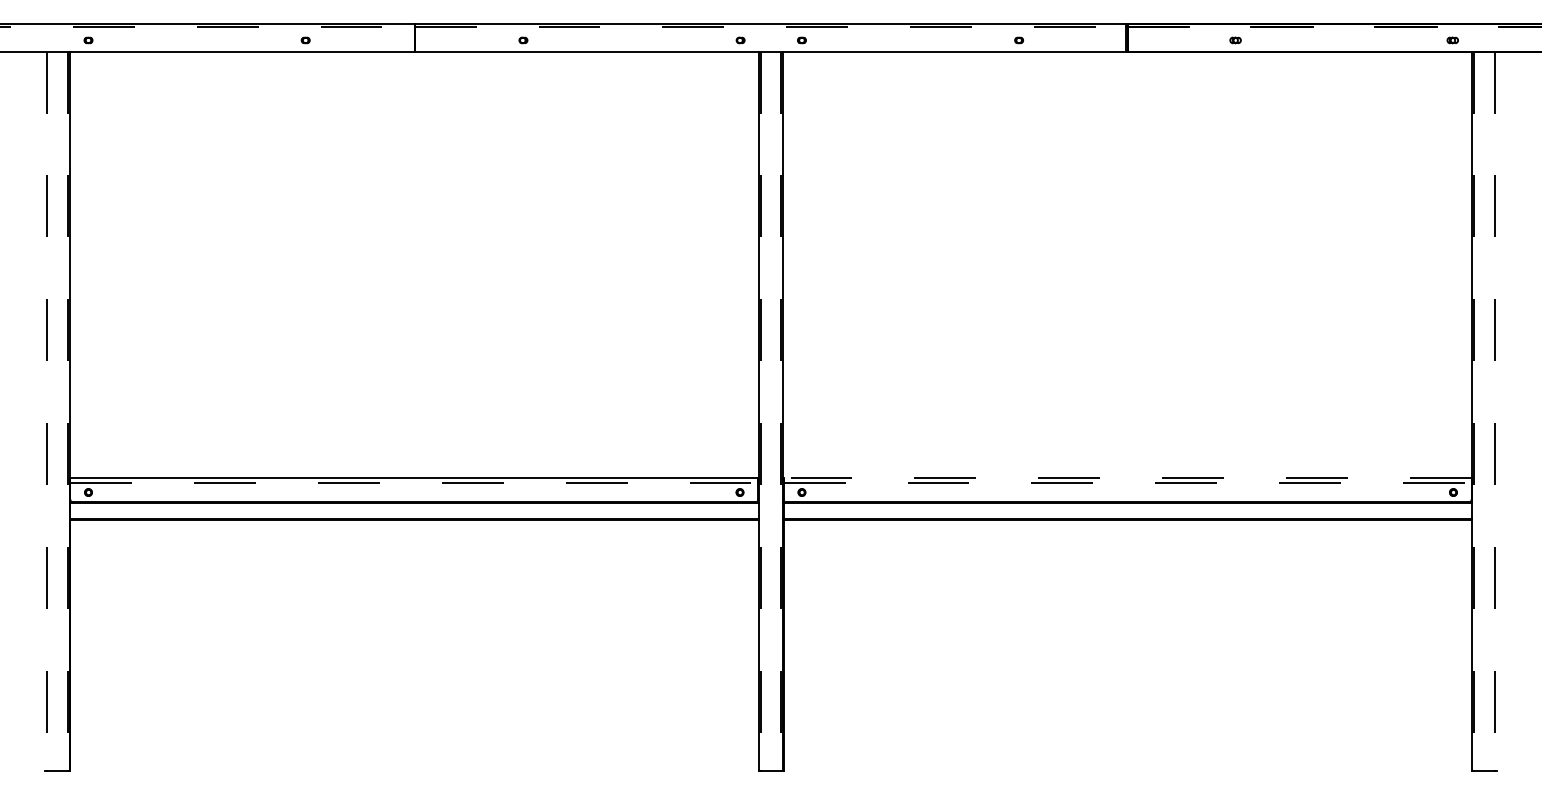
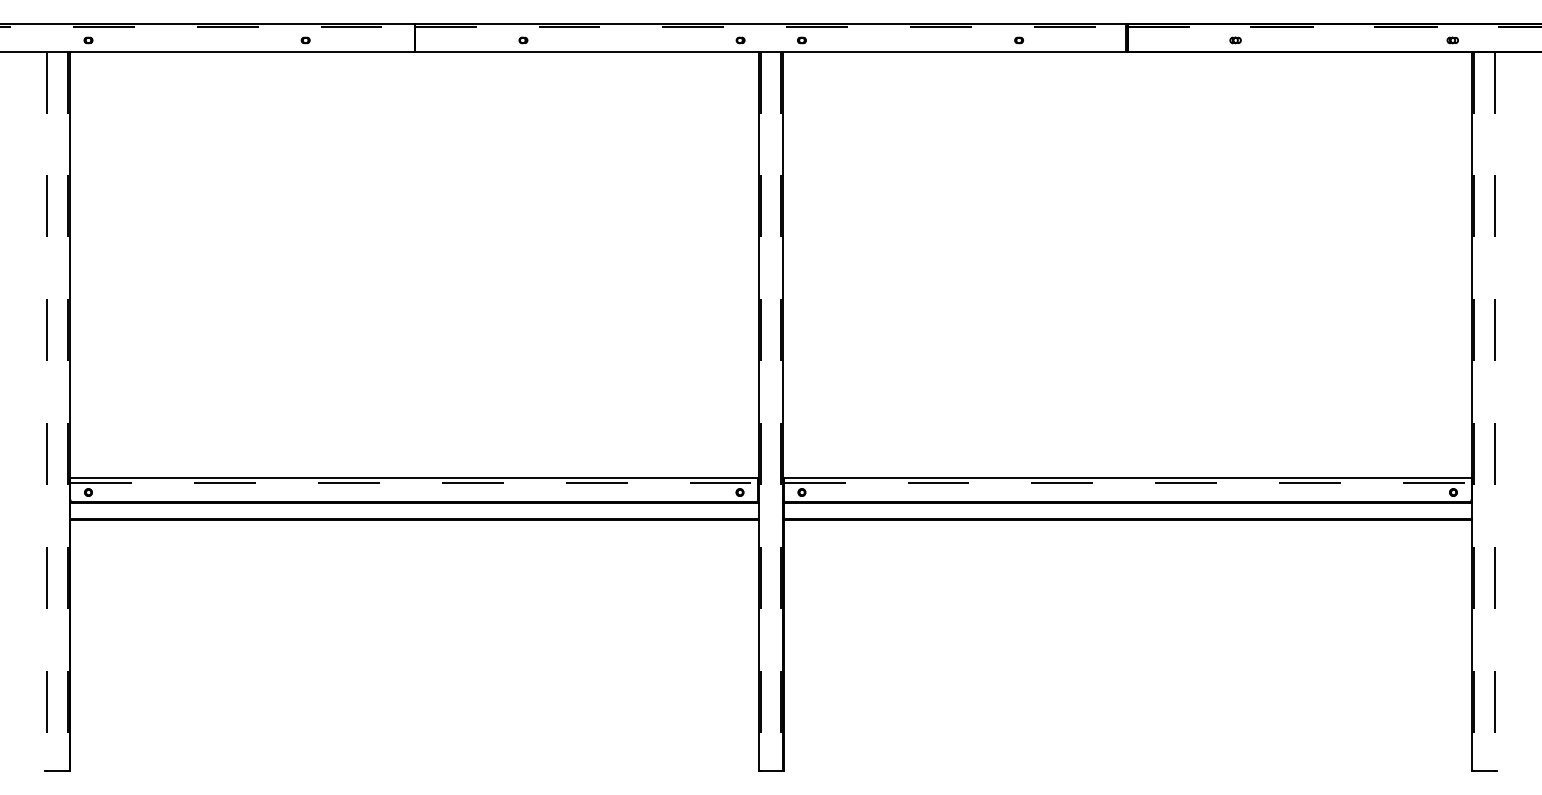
line: dashed -> solid (1127, 477)
